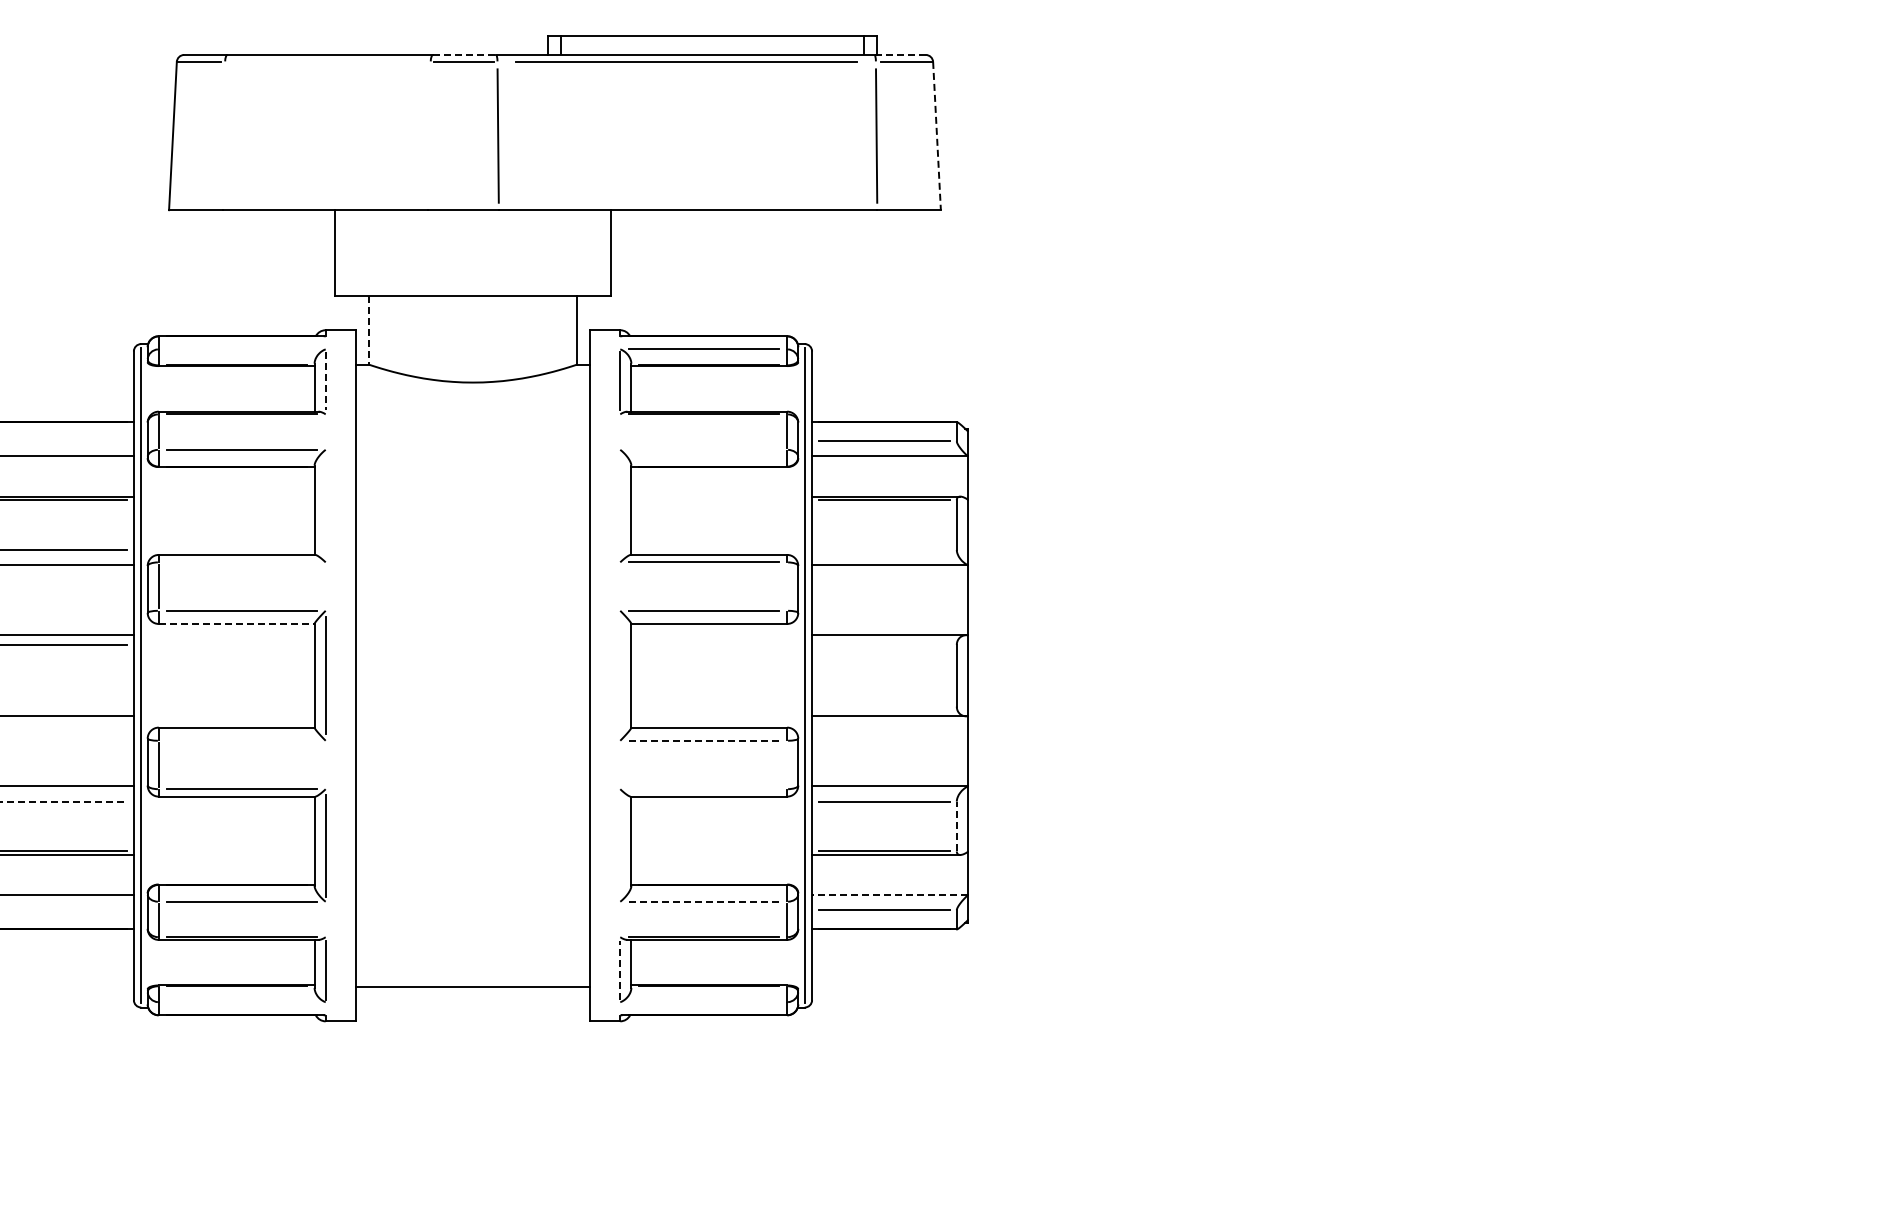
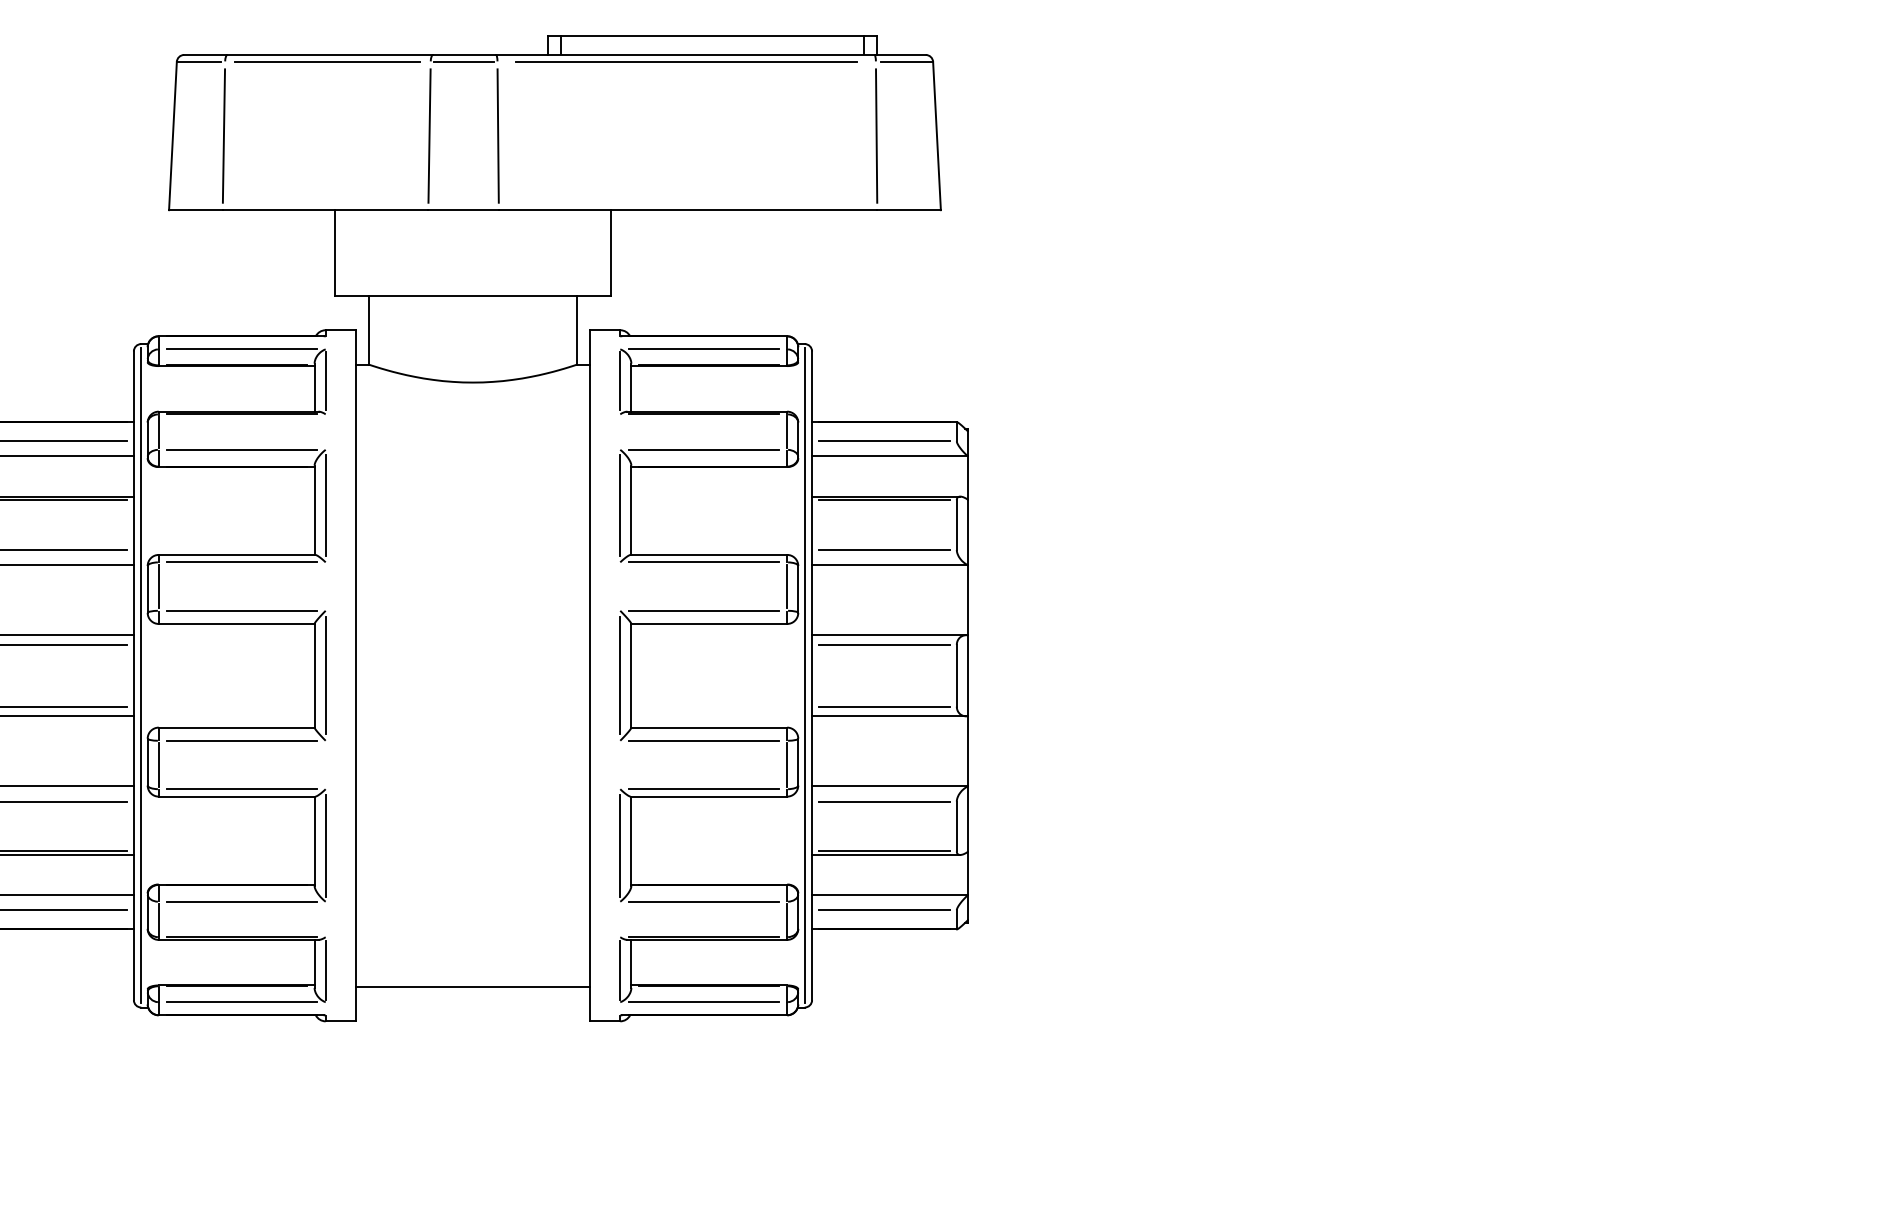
line: dashed -> solid (464, 54)
line: dashed -> solid (900, 54)
line: none -> present (327, 61)
line: none -> present (223, 135)
line: none -> present (429, 135)
line: dashed -> solid (937, 136)
line: dashed -> solid (369, 330)
line: none -> present (242, 349)
line: dashed -> solid (325, 381)
line: none -> present (64, 441)
line: none -> present (703, 449)
line: none -> present (325, 505)
line: none -> present (620, 505)
line: none -> present (884, 549)
line: none -> present (242, 562)
line: none -> present (787, 586)
line: dashed -> solid (236, 623)
line: none -> present (884, 644)
line: none -> present (620, 675)
line: none -> present (64, 706)
line: none -> present (884, 706)
line: none -> present (242, 740)
line: dashed -> solid (704, 740)
line: none -> present (787, 764)
line: none -> present (703, 789)
line: dashed -> solid (64, 801)
line: dashed -> solid (956, 826)
line: none -> present (620, 845)
line: dashed -> solid (890, 895)
line: dashed -> solid (704, 901)
line: none -> present (64, 910)
line: dashed -> solid (620, 970)
line: none -> present (242, 1002)
line: none -> present (703, 1002)
